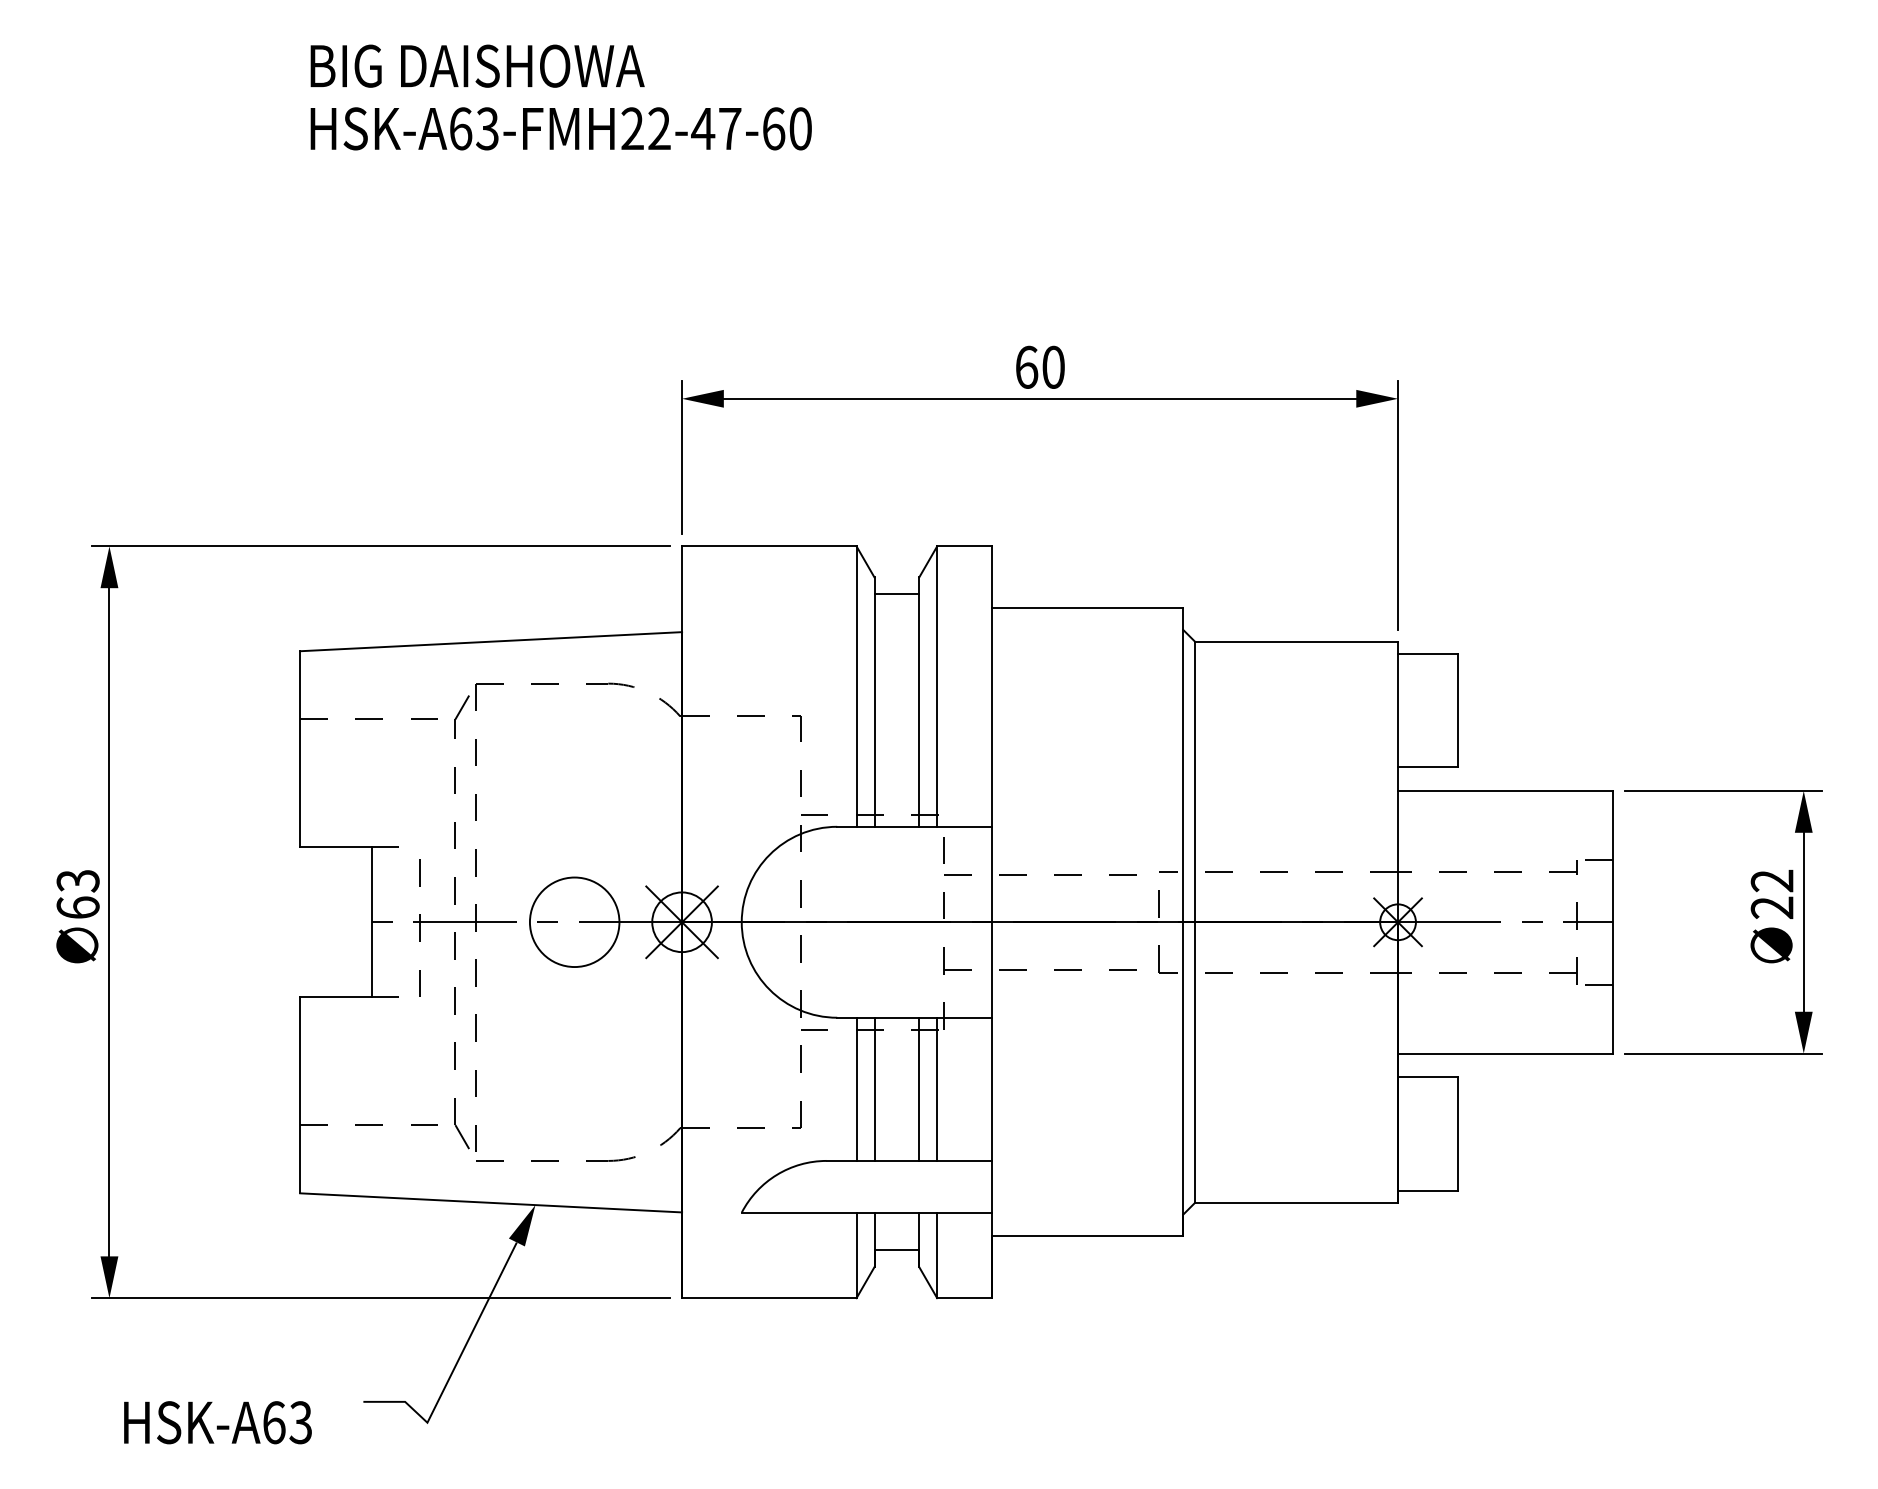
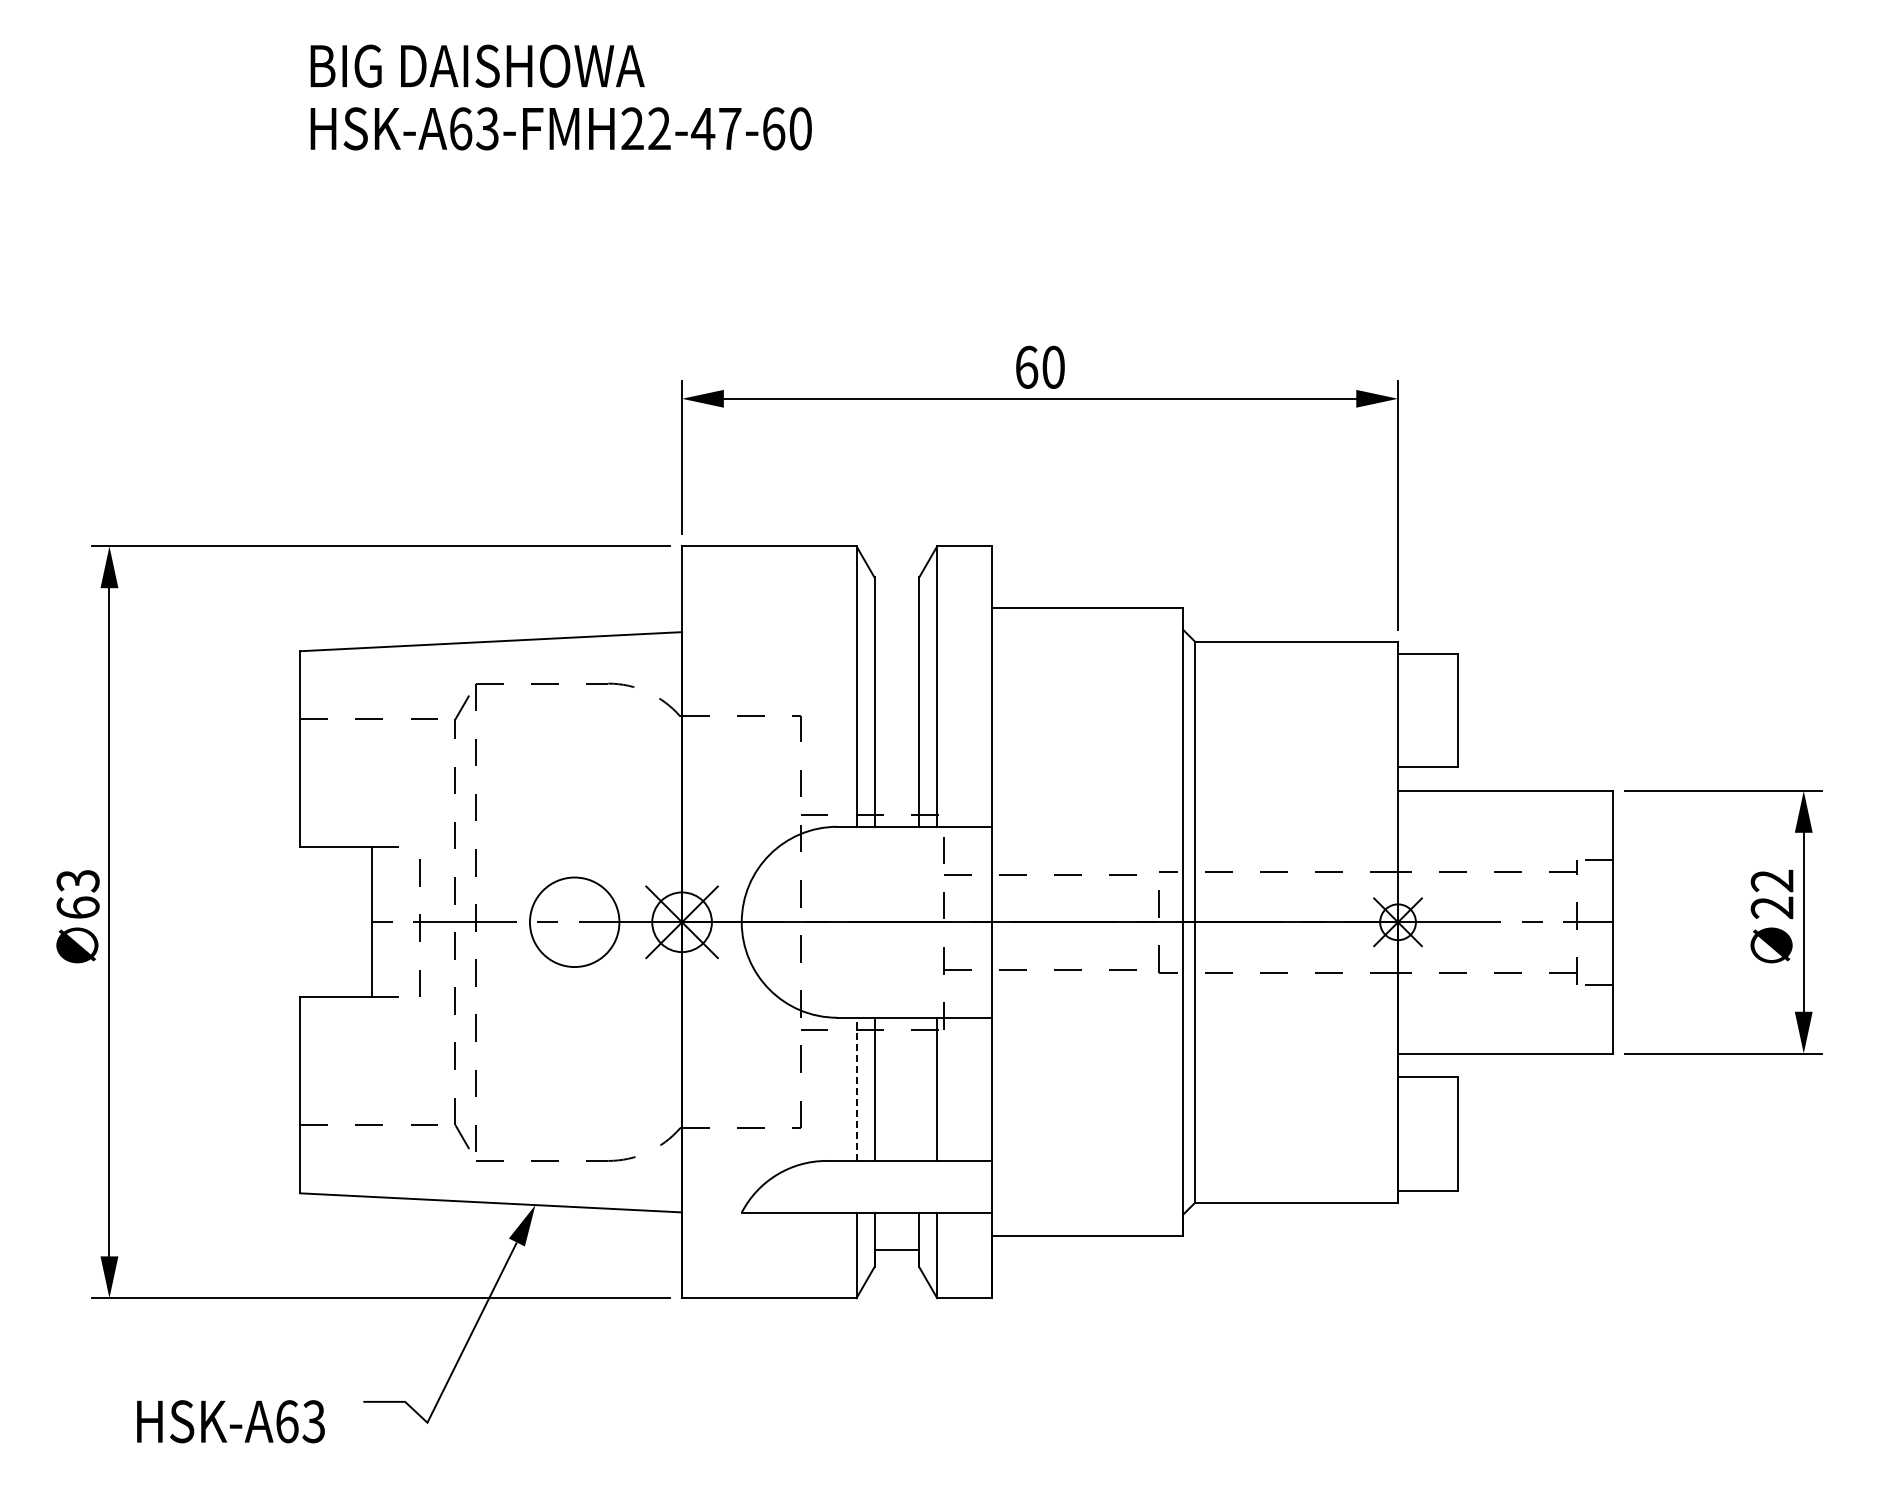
line: present -> none (896, 594)
line: present -> none (919, 1088)
line: solid -> dashed (856, 1089)
text position: (217, 1422) -> (230, 1421) (230, 1421)
